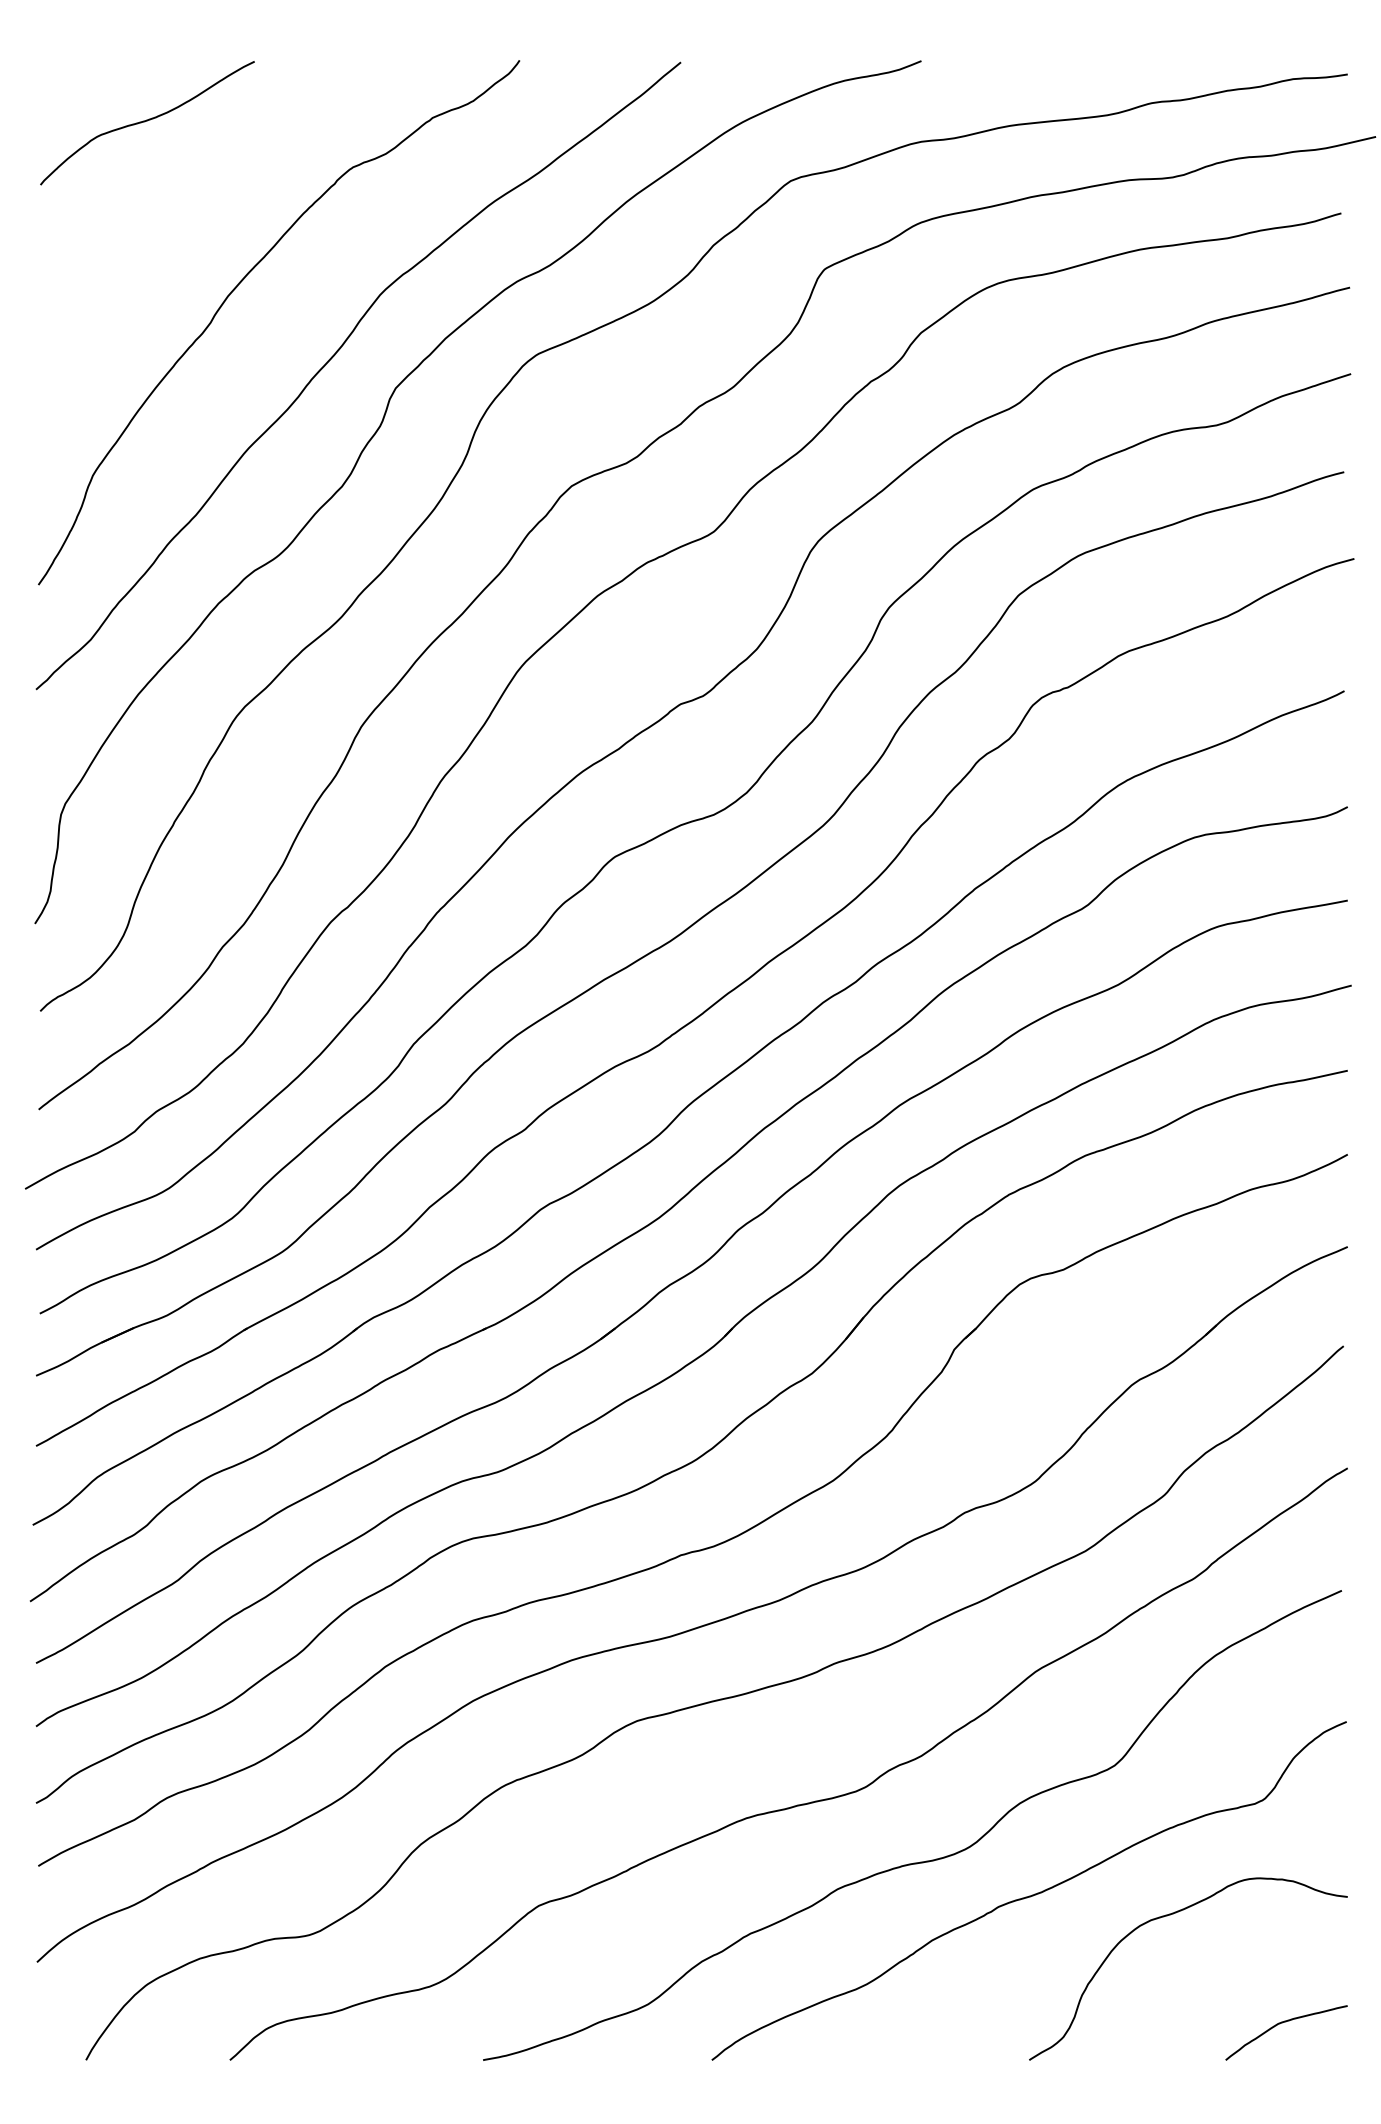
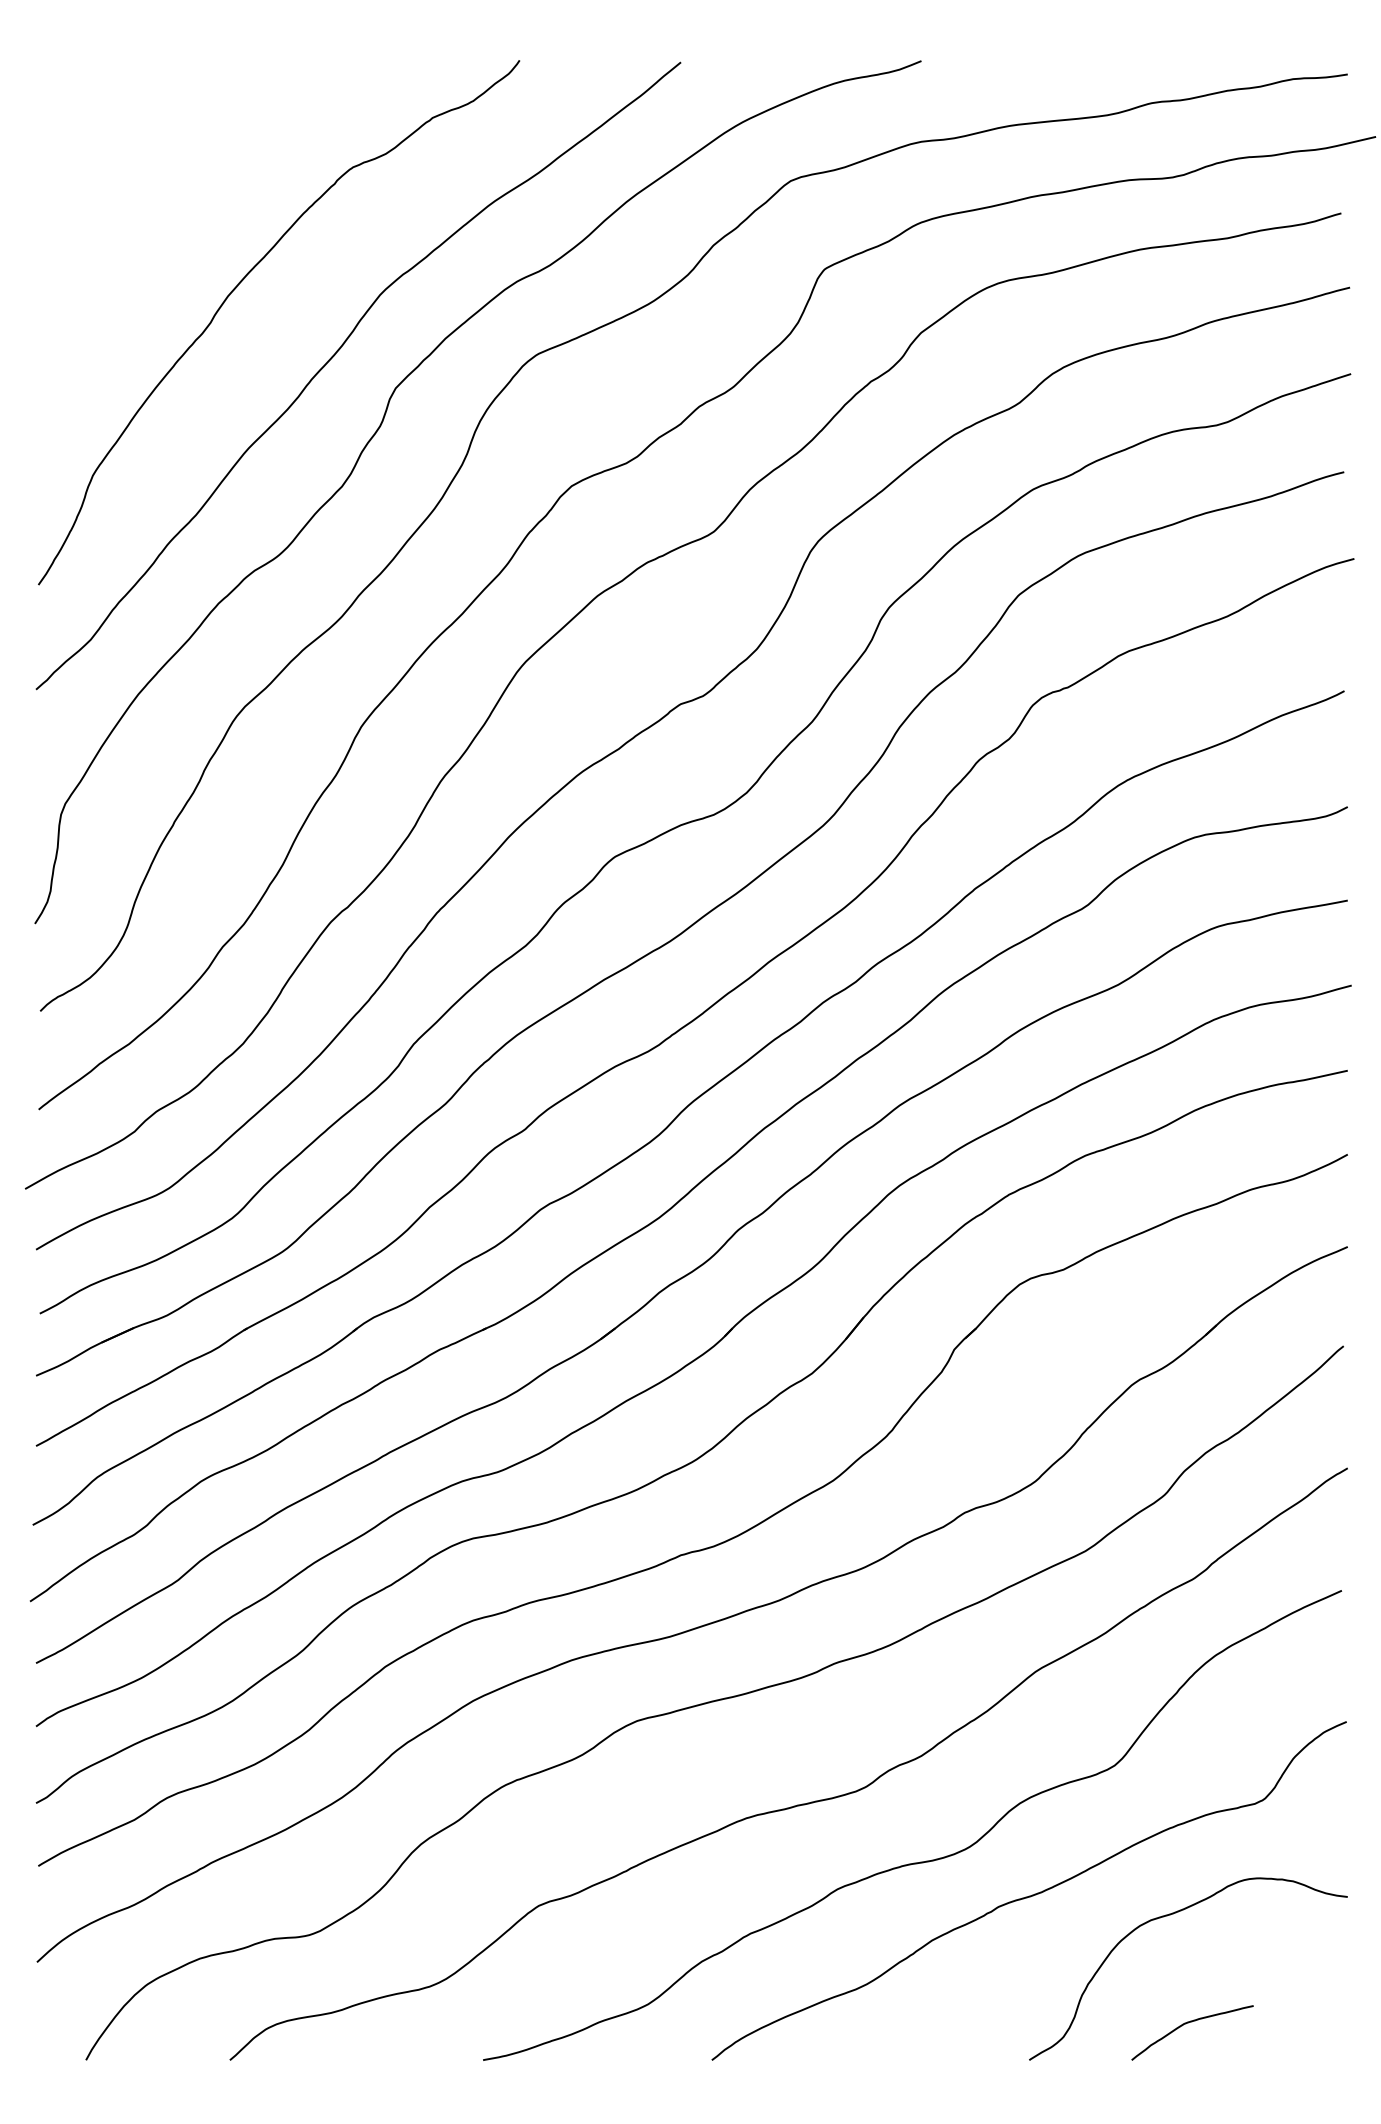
curve: present -> none (147, 121)
curve position: (1282, 2023) -> (1188, 2023) (1188, 2023)
